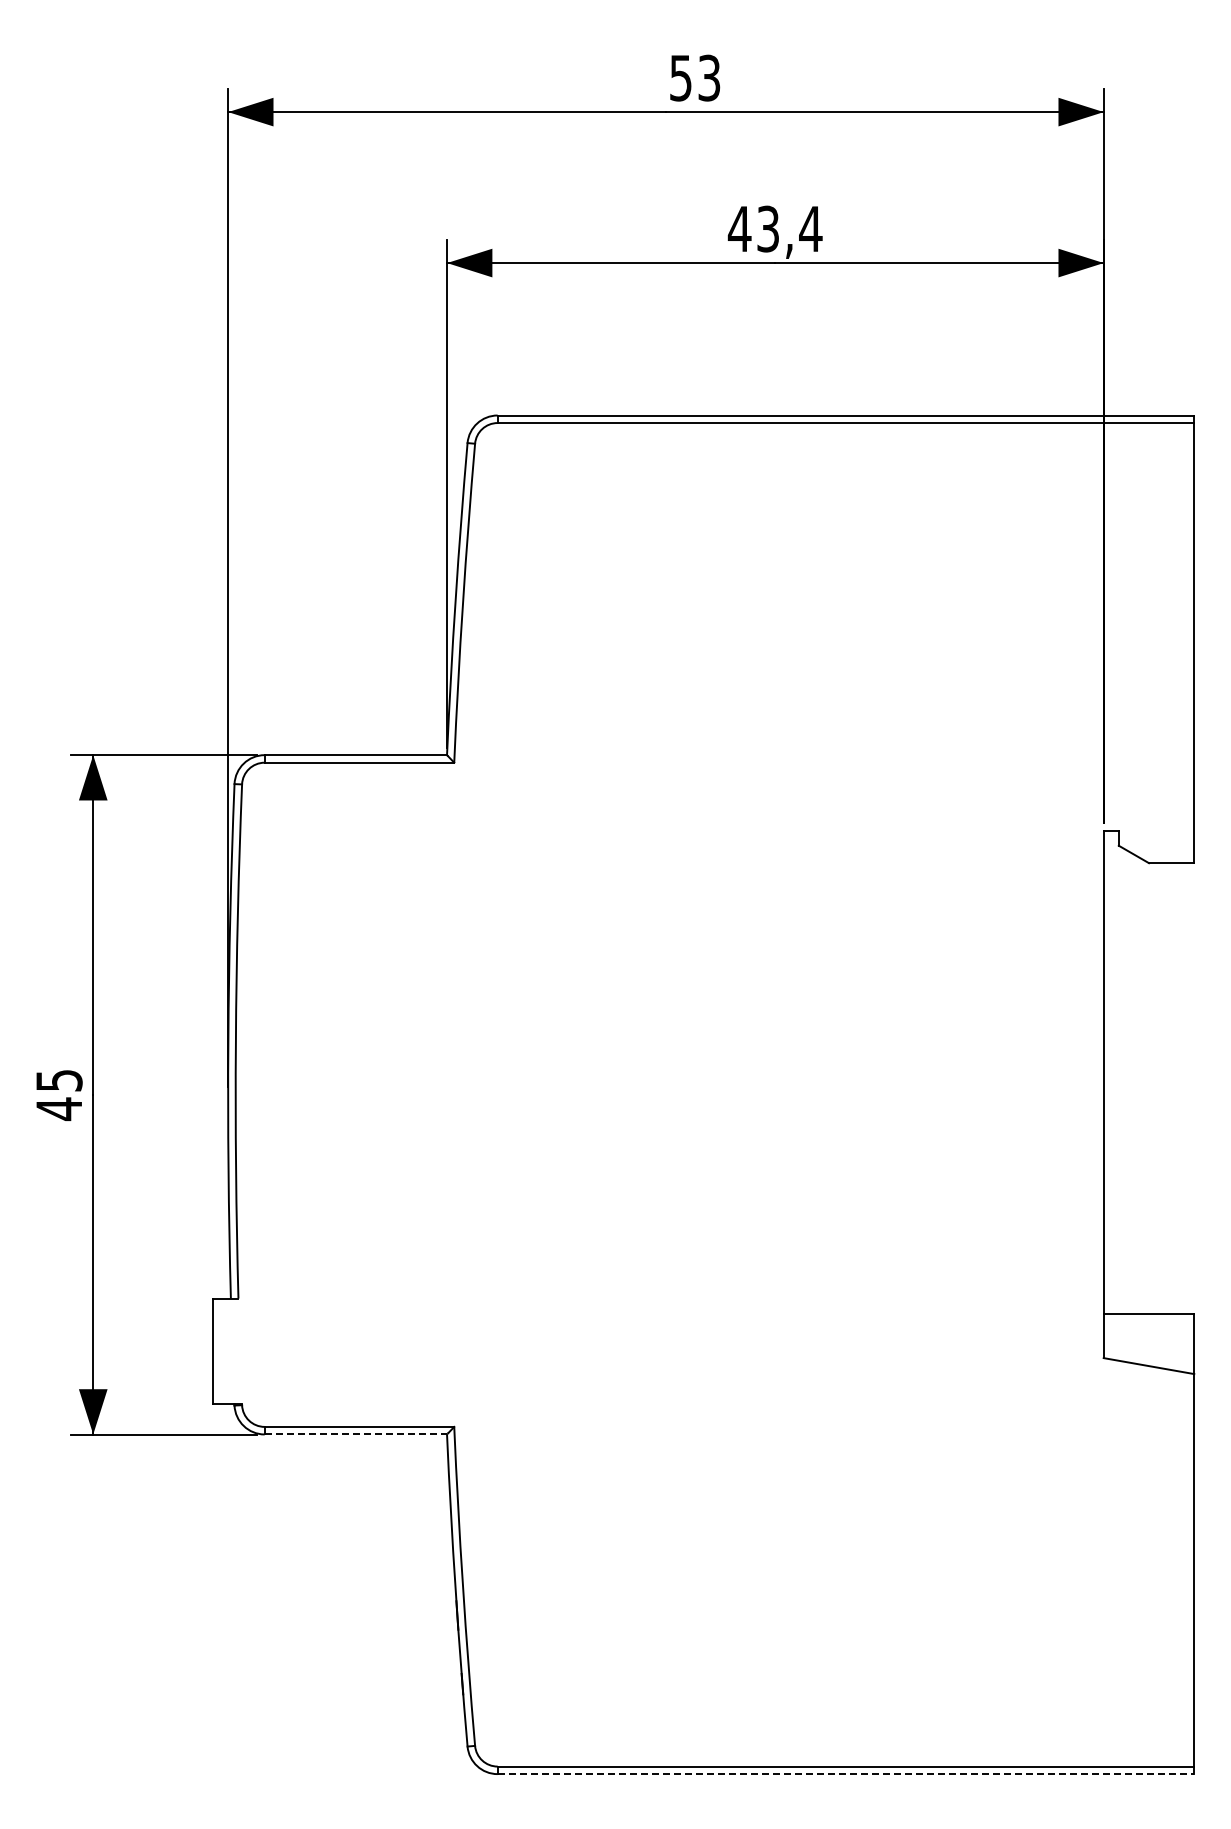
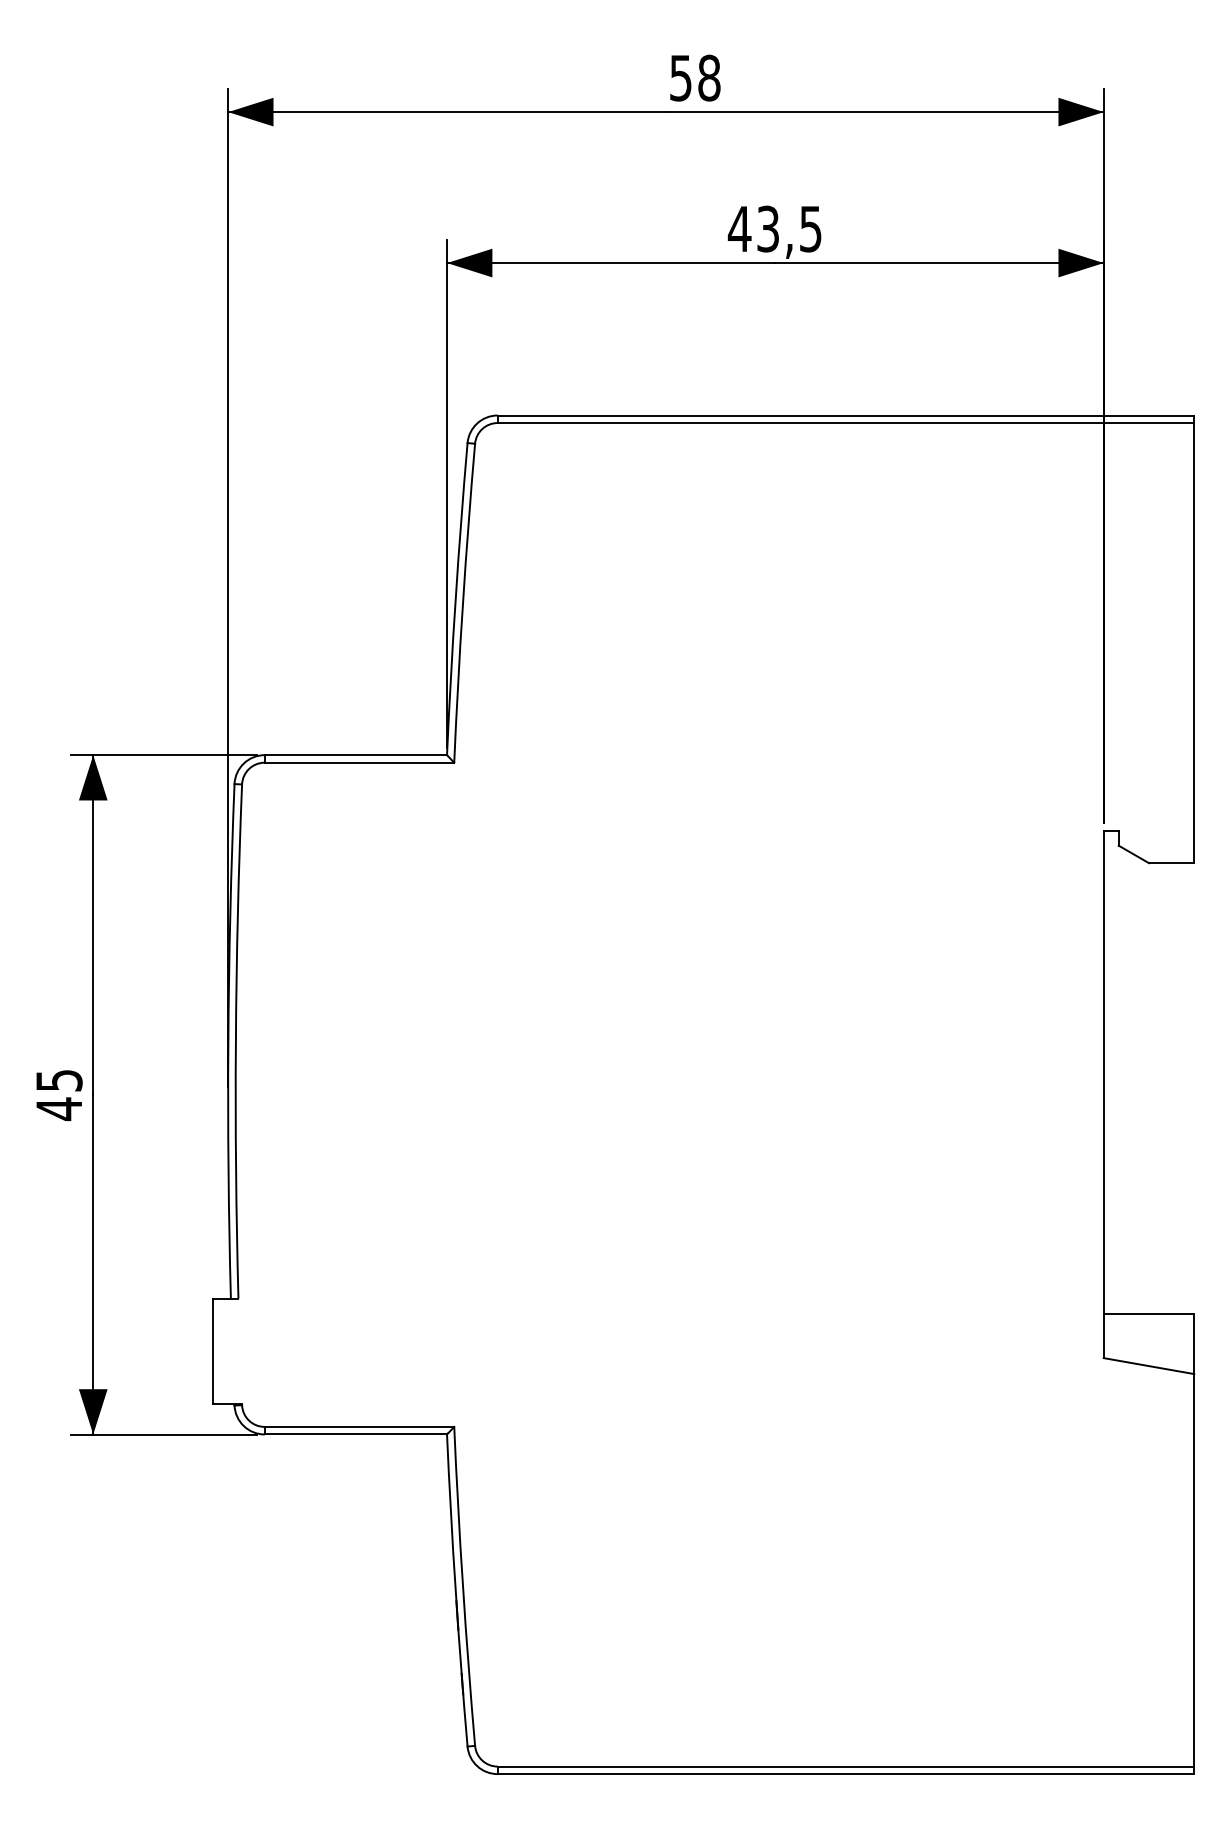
text: 53 -> 58 (709, 77)
text: 43,4 -> 43,5 (810, 229)
line: dashed -> solid (356, 1434)
line: dashed -> solid (846, 1774)
